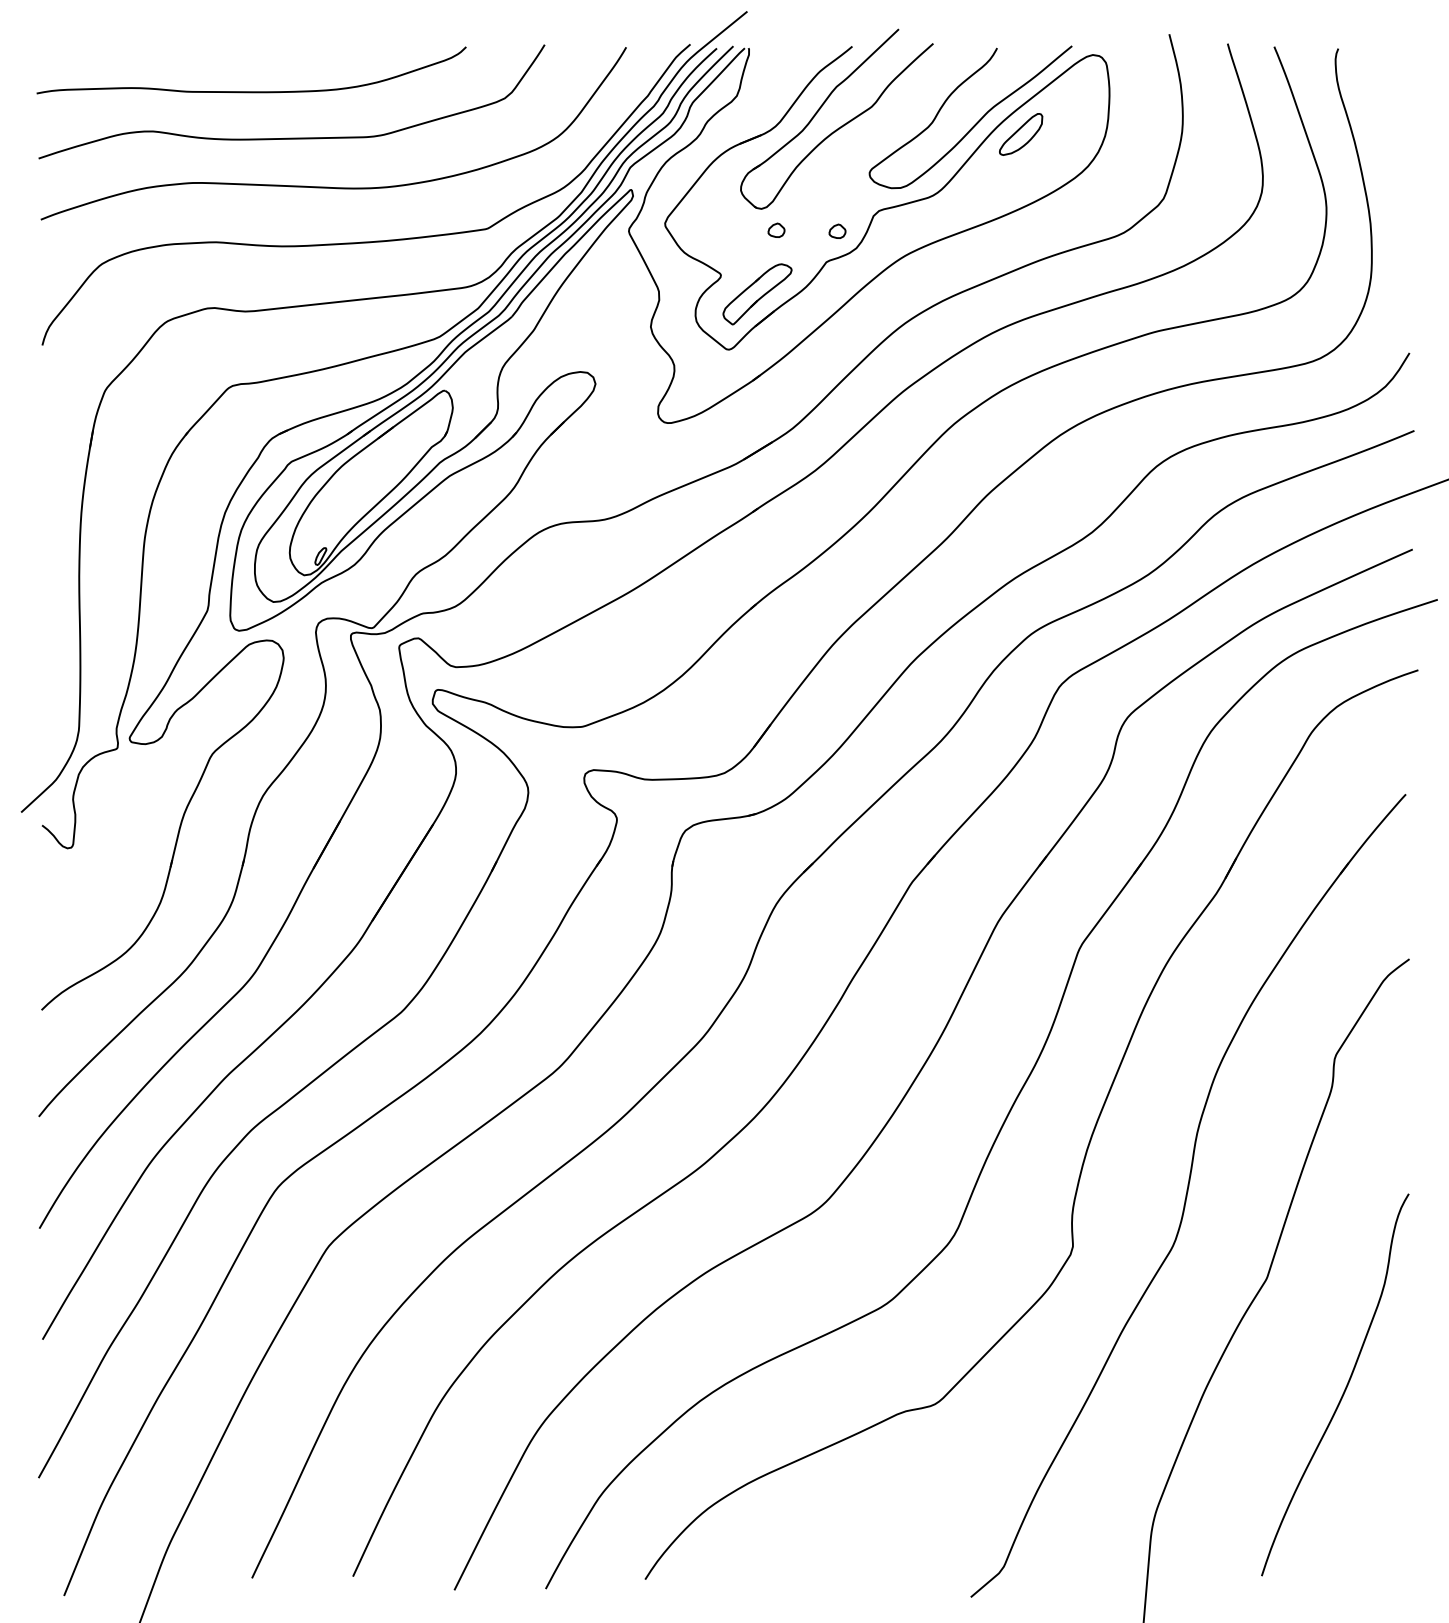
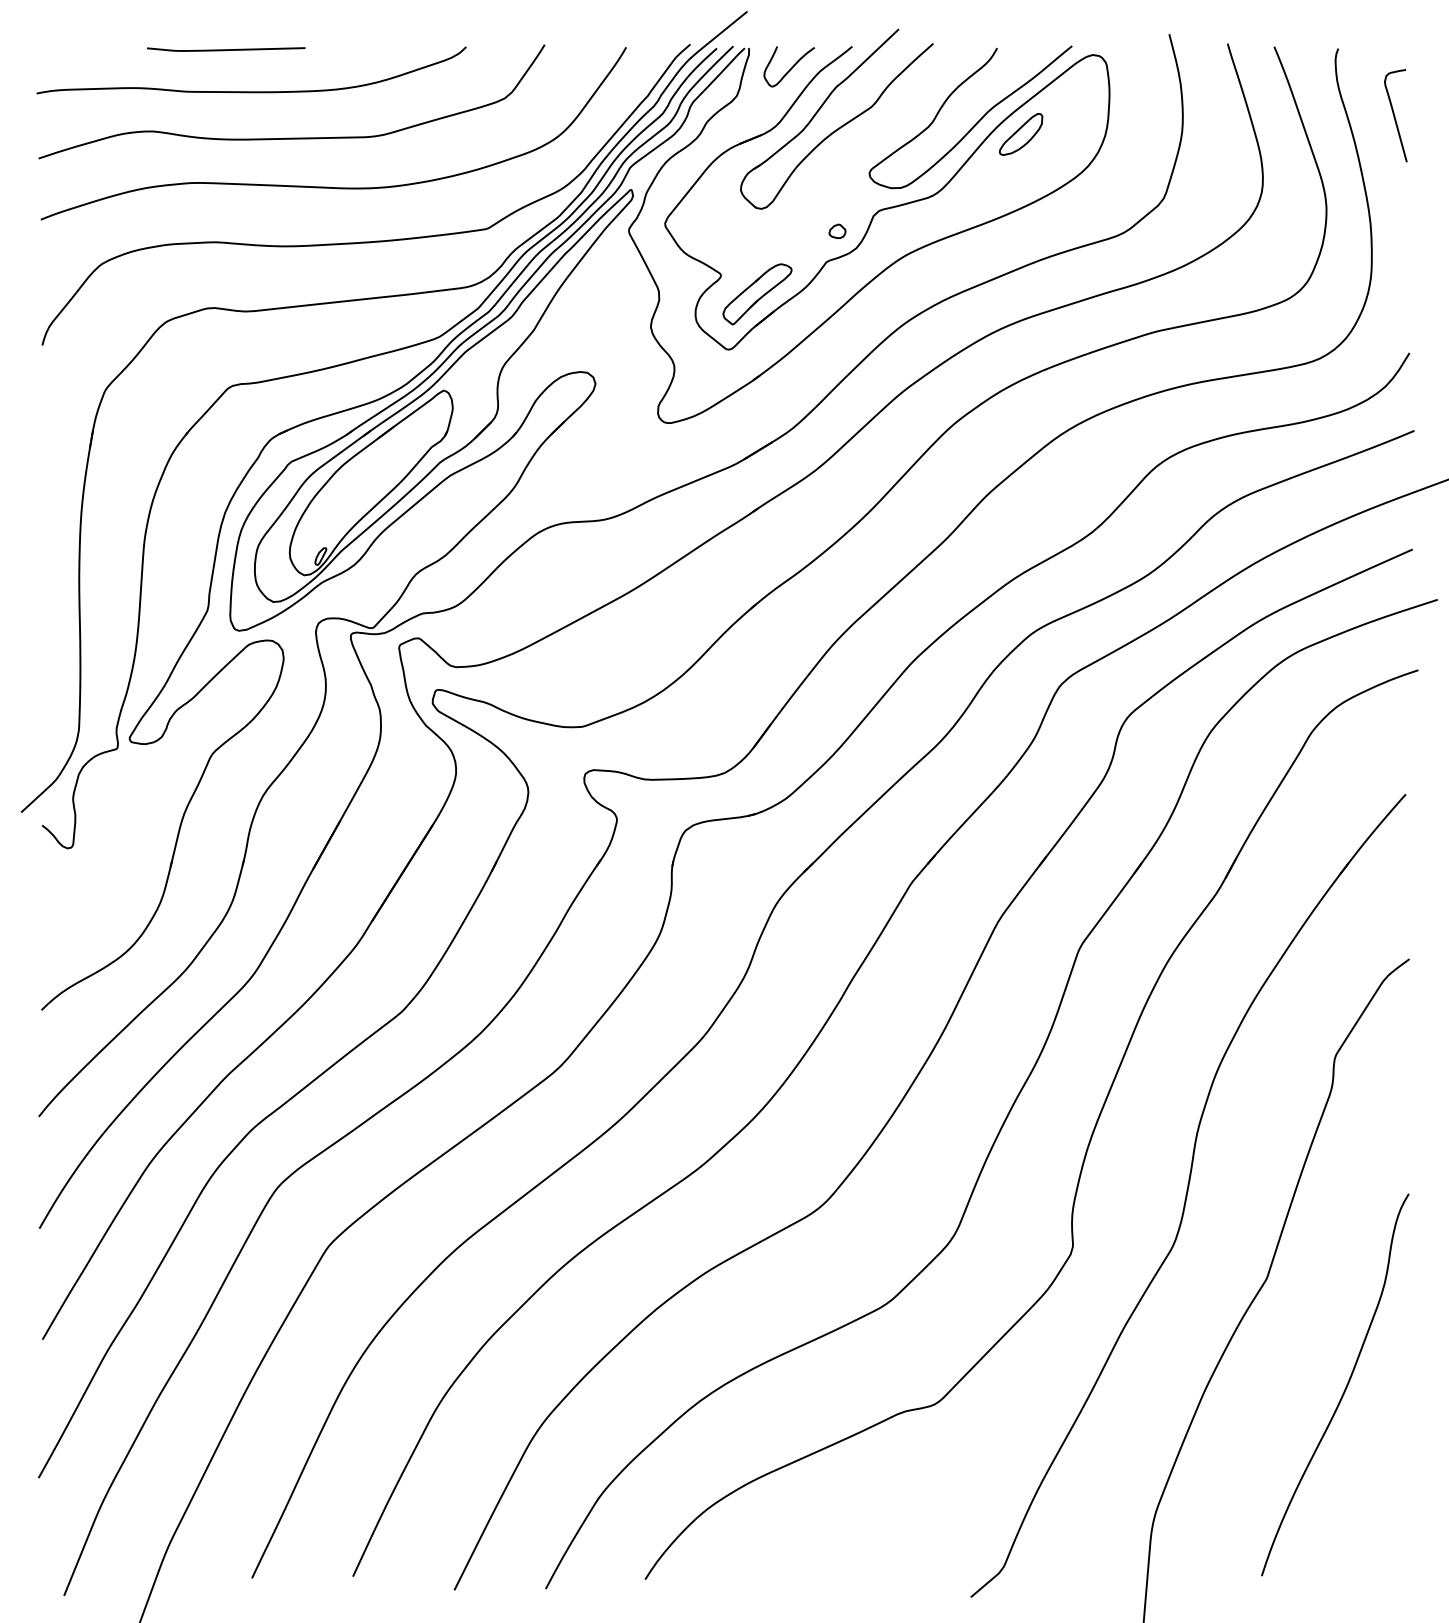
curve: none -> present (226, 49)
curve: none -> present (790, 68)
curve: none -> present (1394, 115)
part: present -> none (776, 229)
